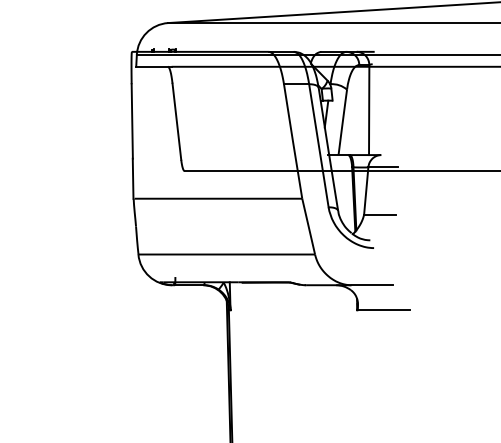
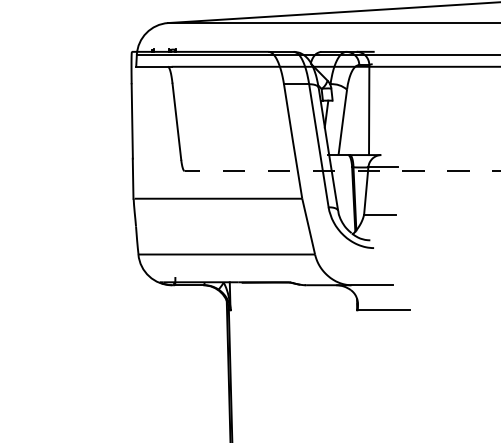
line: solid -> dashed (342, 171)
